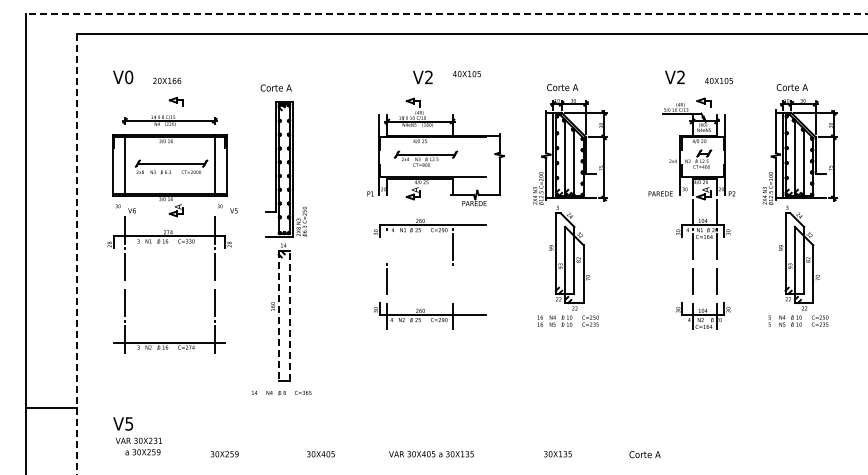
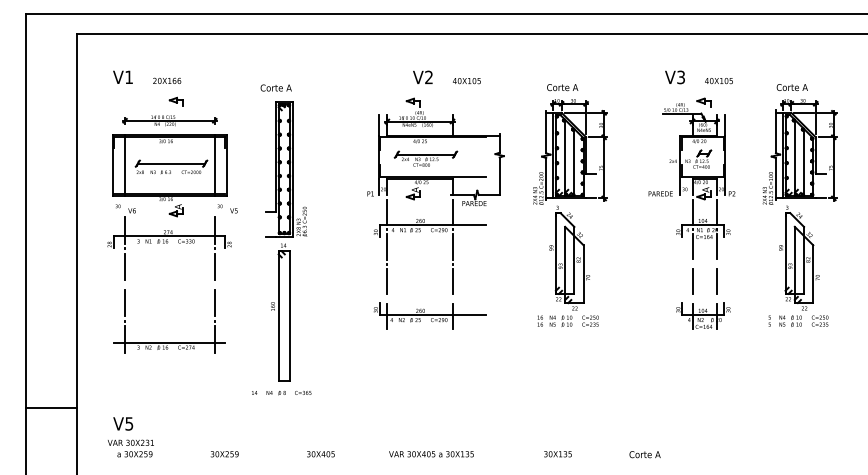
line: dashed -> solid (446, 14)
text position: (466, 74) -> (466, 81) (466, 81)
text: V0 -> V1 (129, 77)
text: V2 -> V3 (680, 77)
line: none -> present (387, 211)
line: none -> present (452, 211)
line: none -> present (387, 246)
line: dashed -> solid (77, 254)
line: none -> present (452, 281)
line: dashed -> solid (290, 315)
line: dashed -> solid (278, 316)
text position: (138, 446) -> (130, 448) (130, 448)
